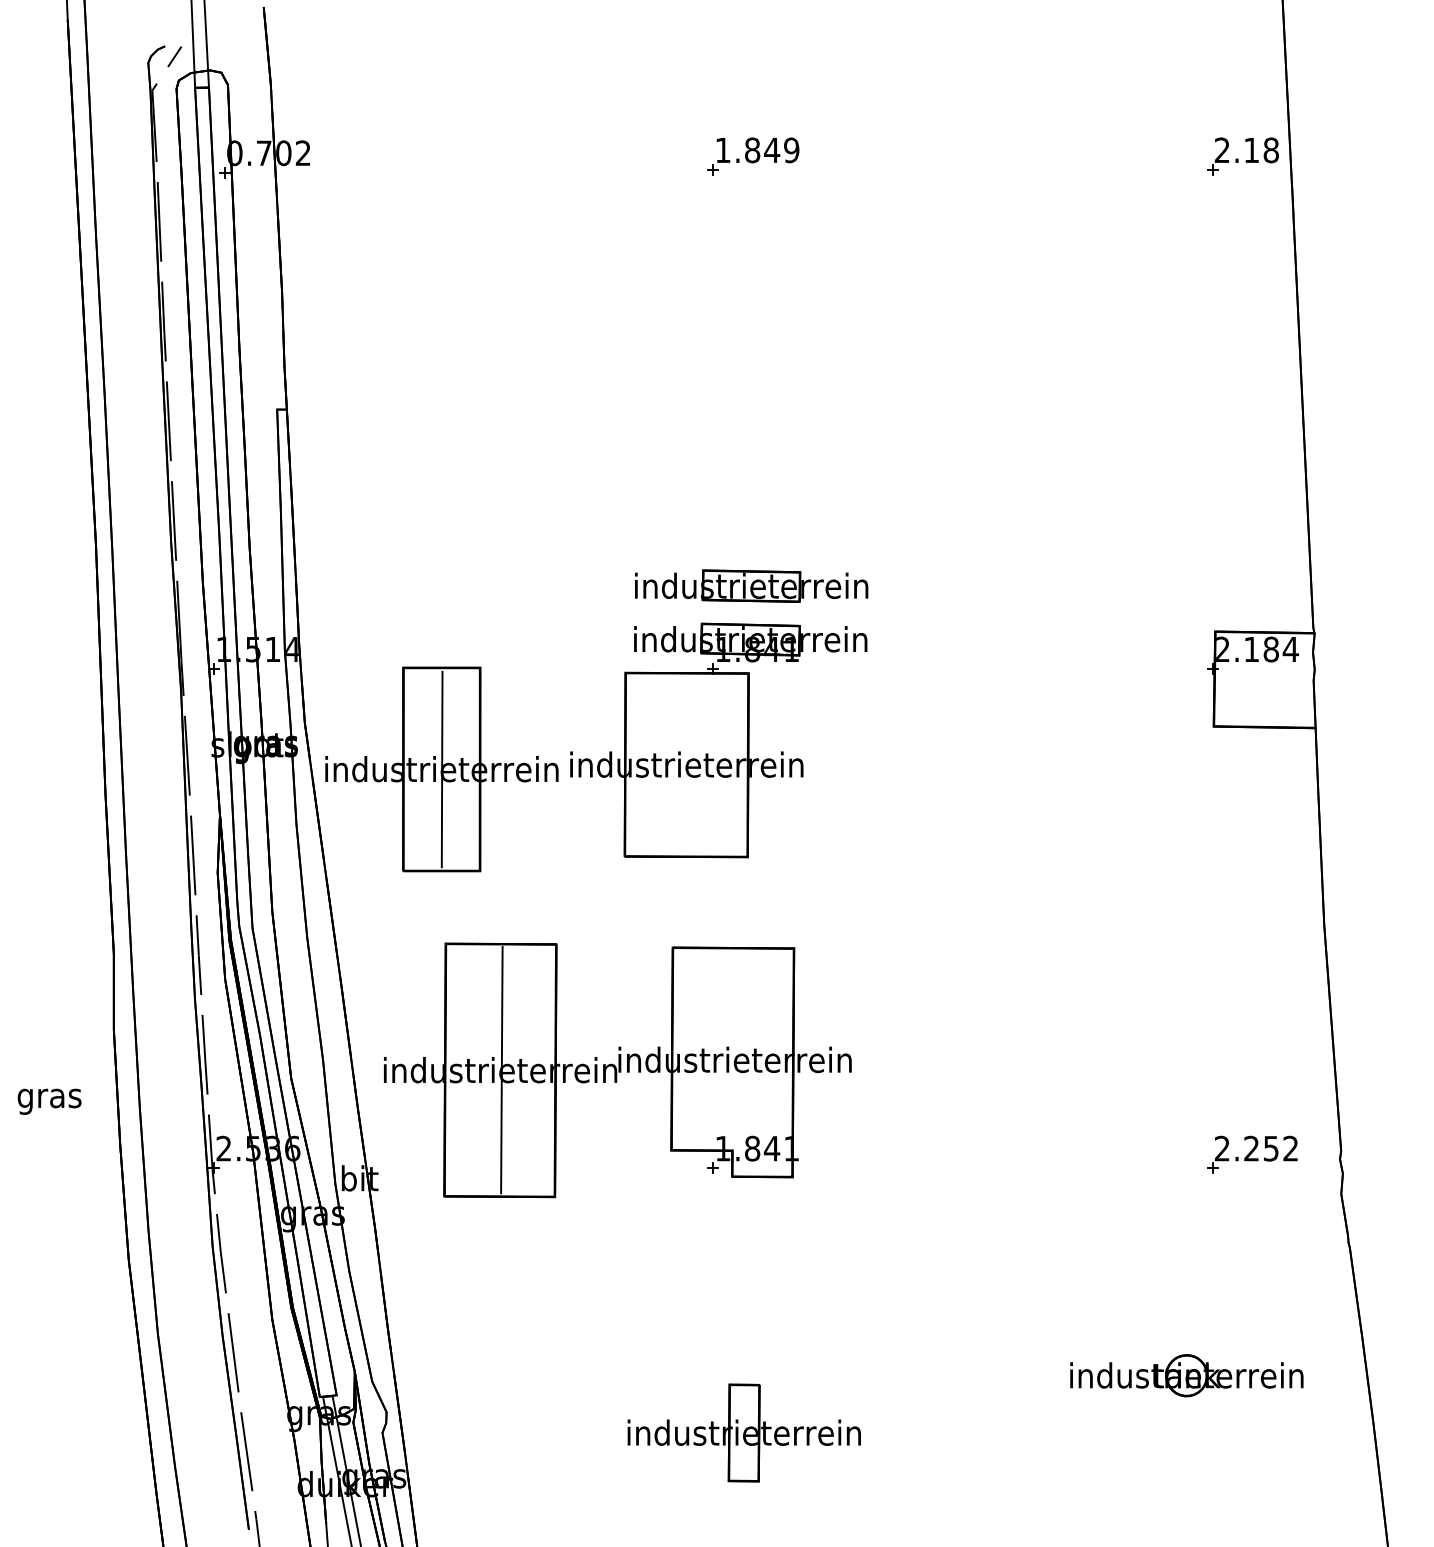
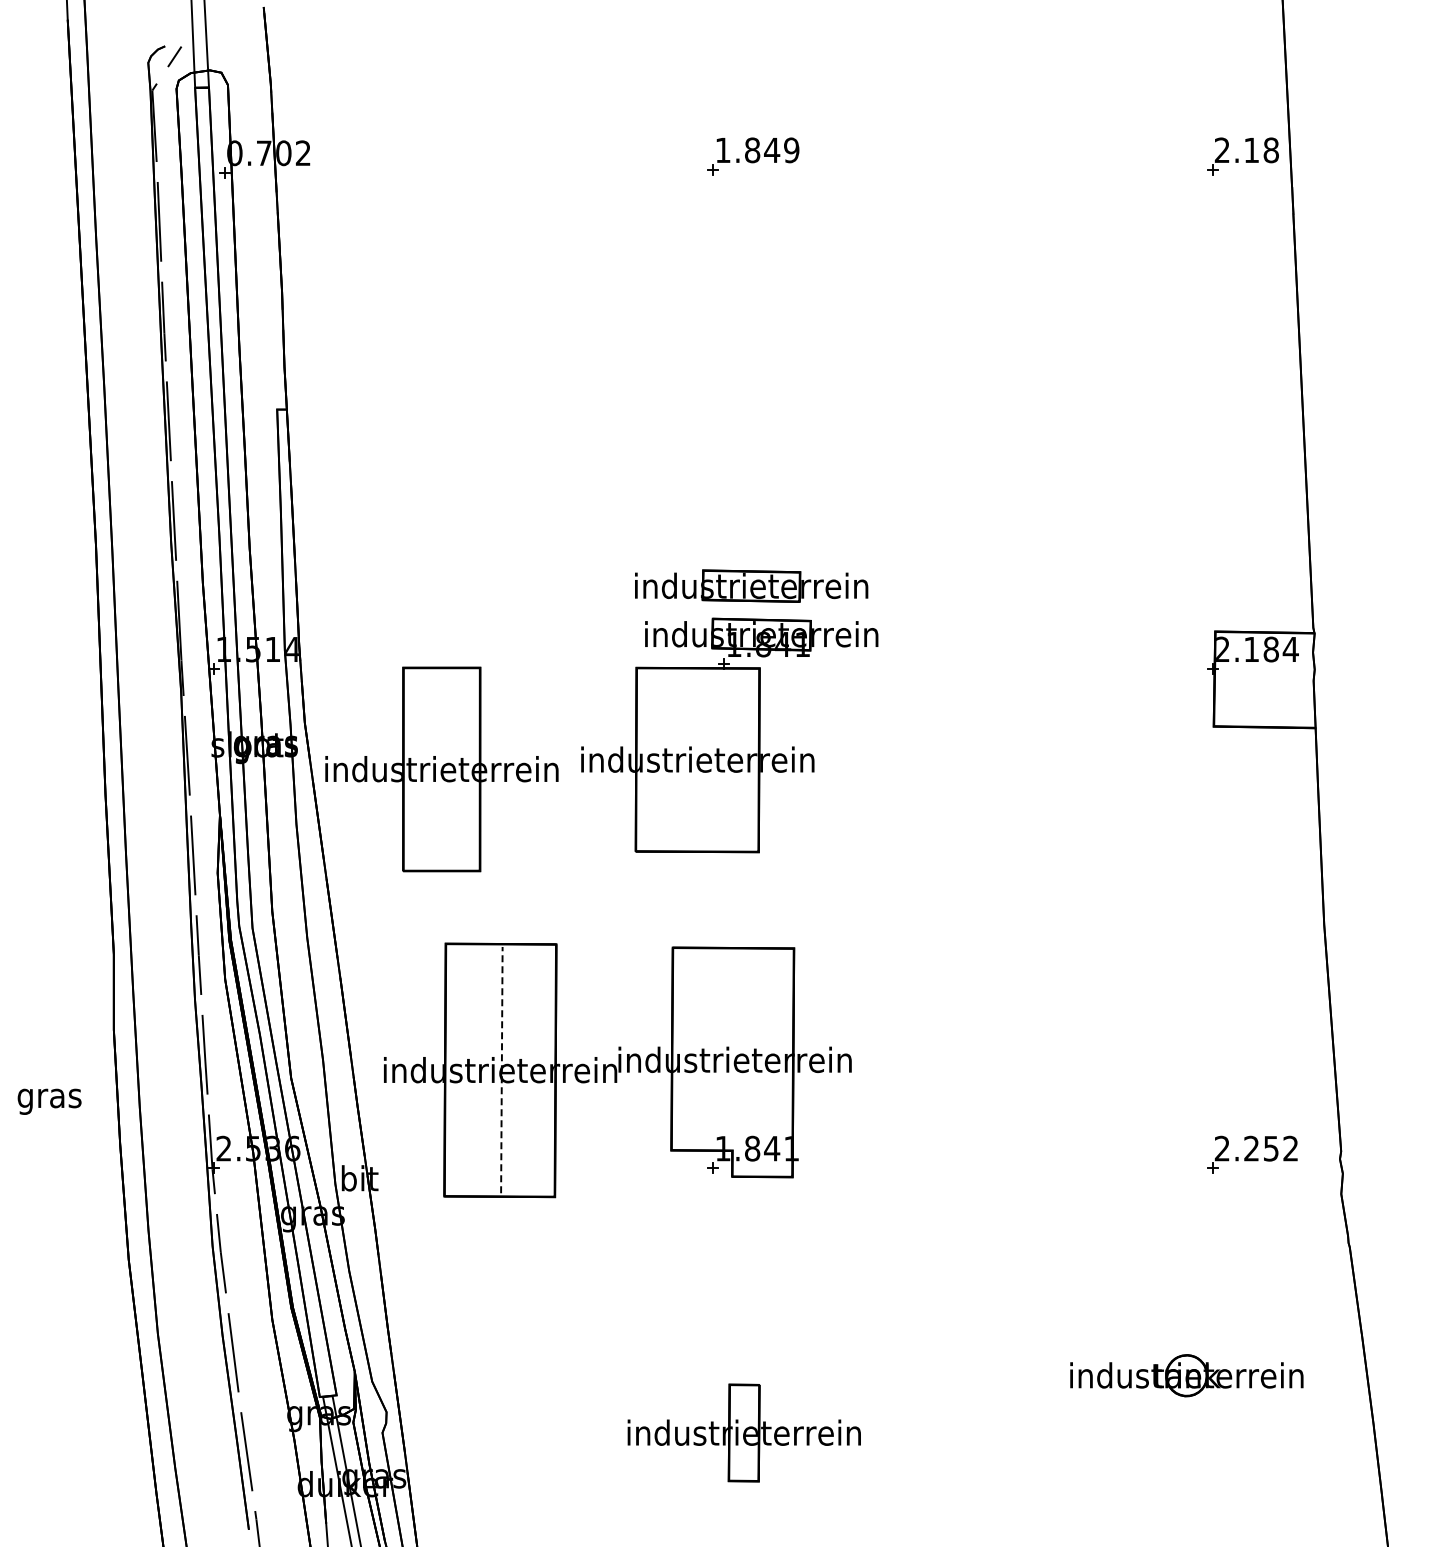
part position: (718, 740) -> (729, 735) (729, 735)
line: present -> none (441, 769)
line: solid -> dashed (501, 1069)
